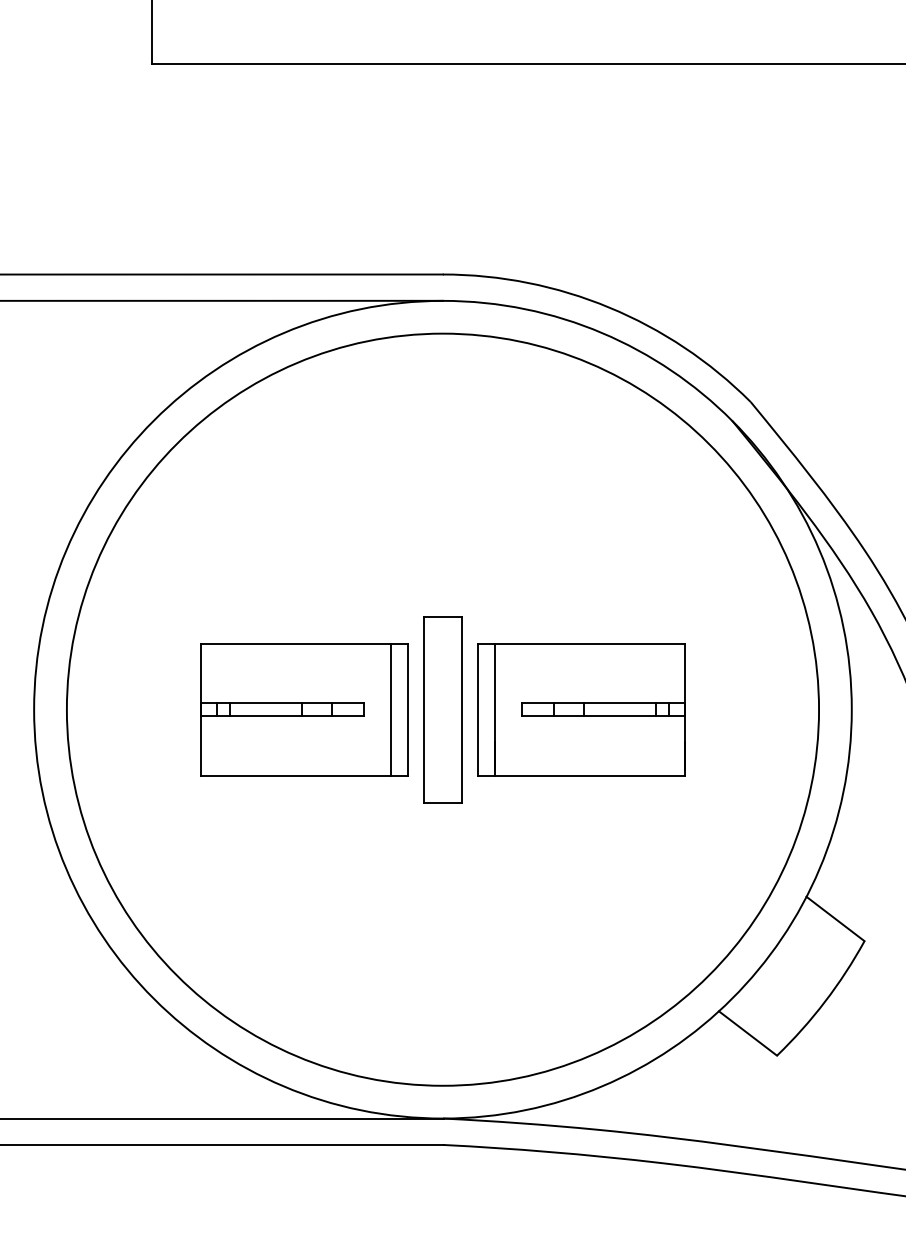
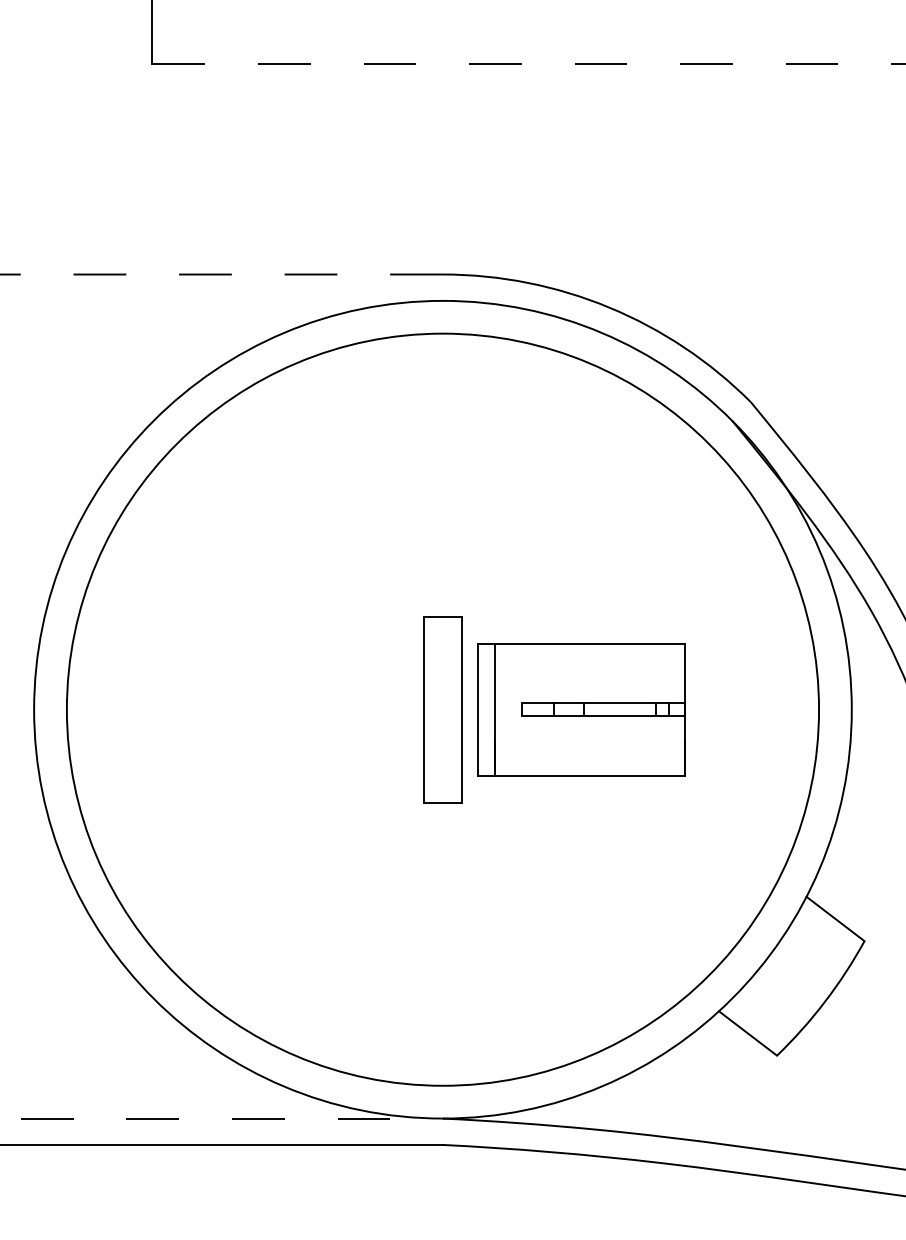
line: solid -> dashed (529, 64)
line: solid -> dashed (221, 274)
line: present -> none (222, 300)
part: present -> none (304, 709)
line: solid -> dashed (222, 1118)
